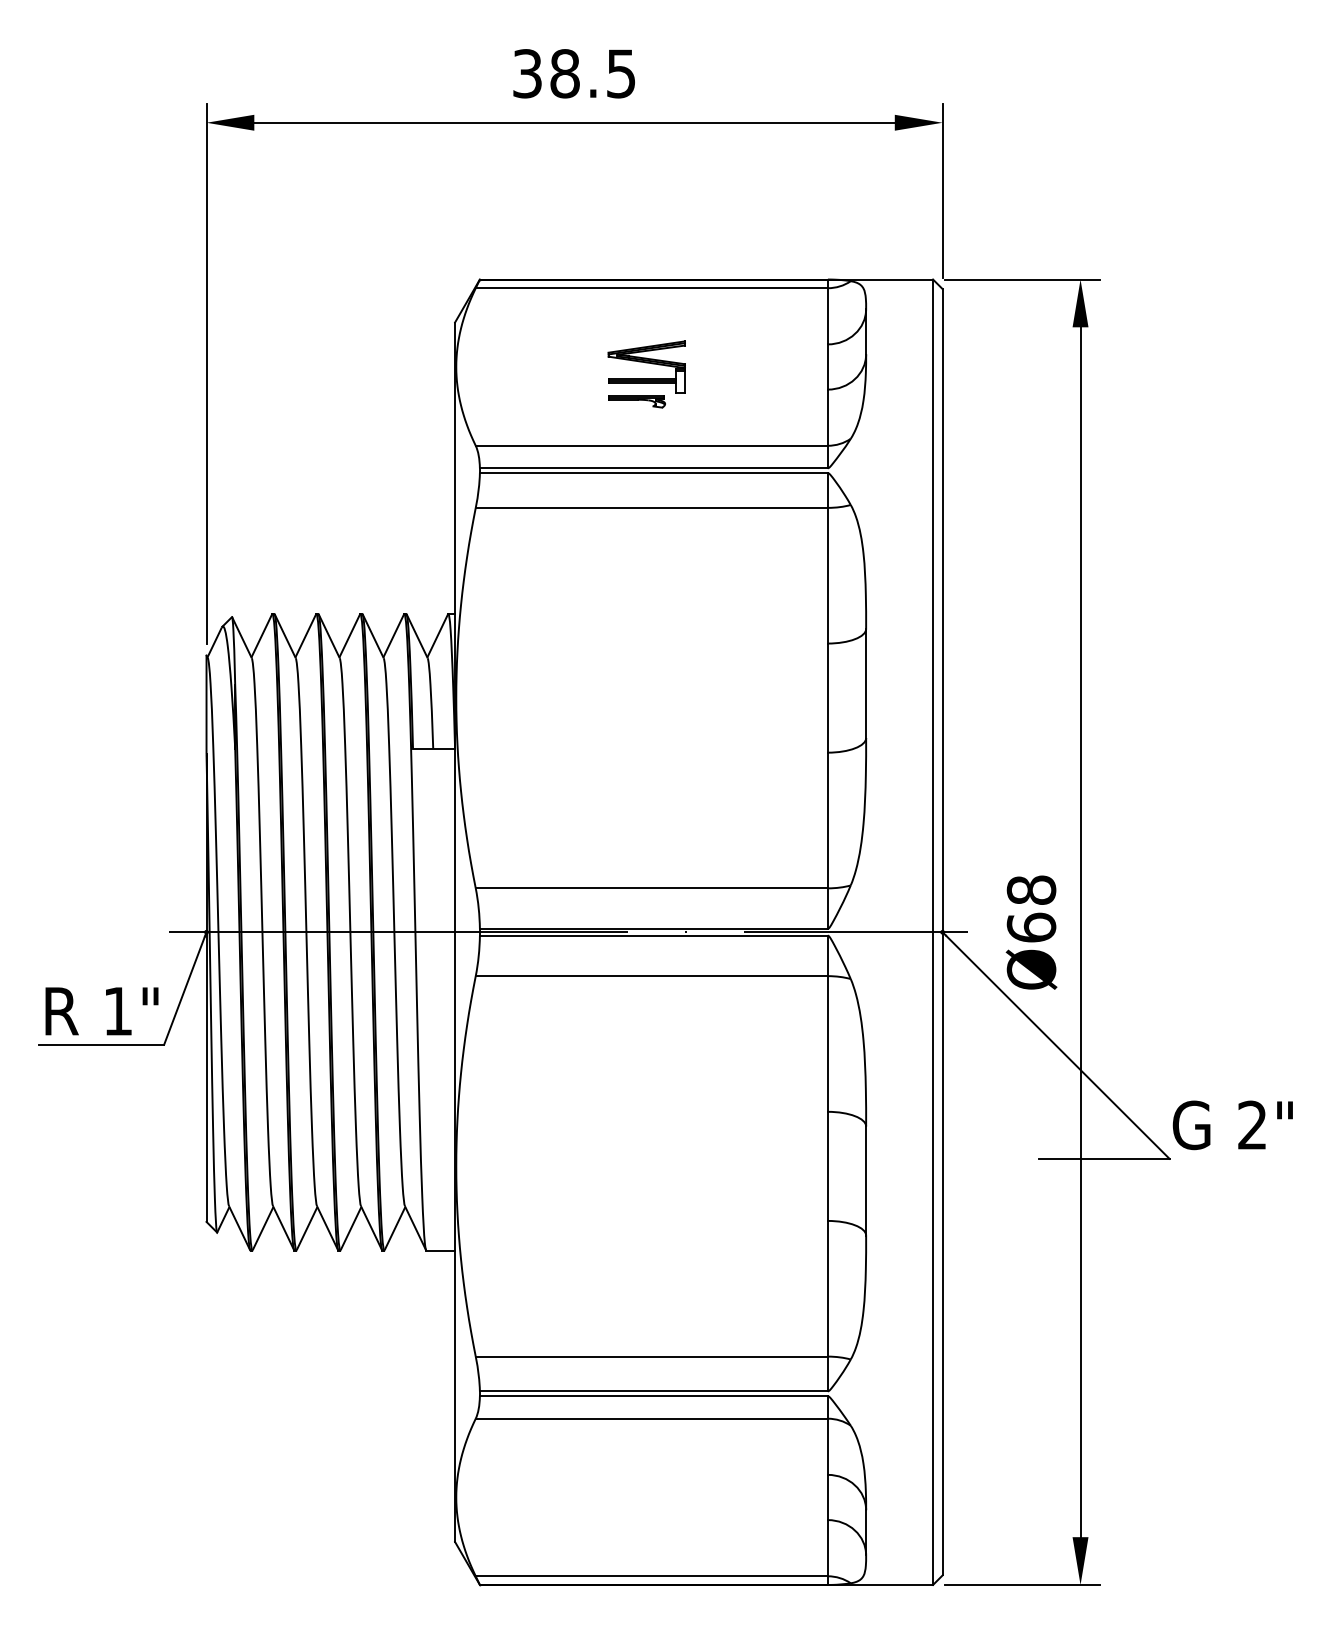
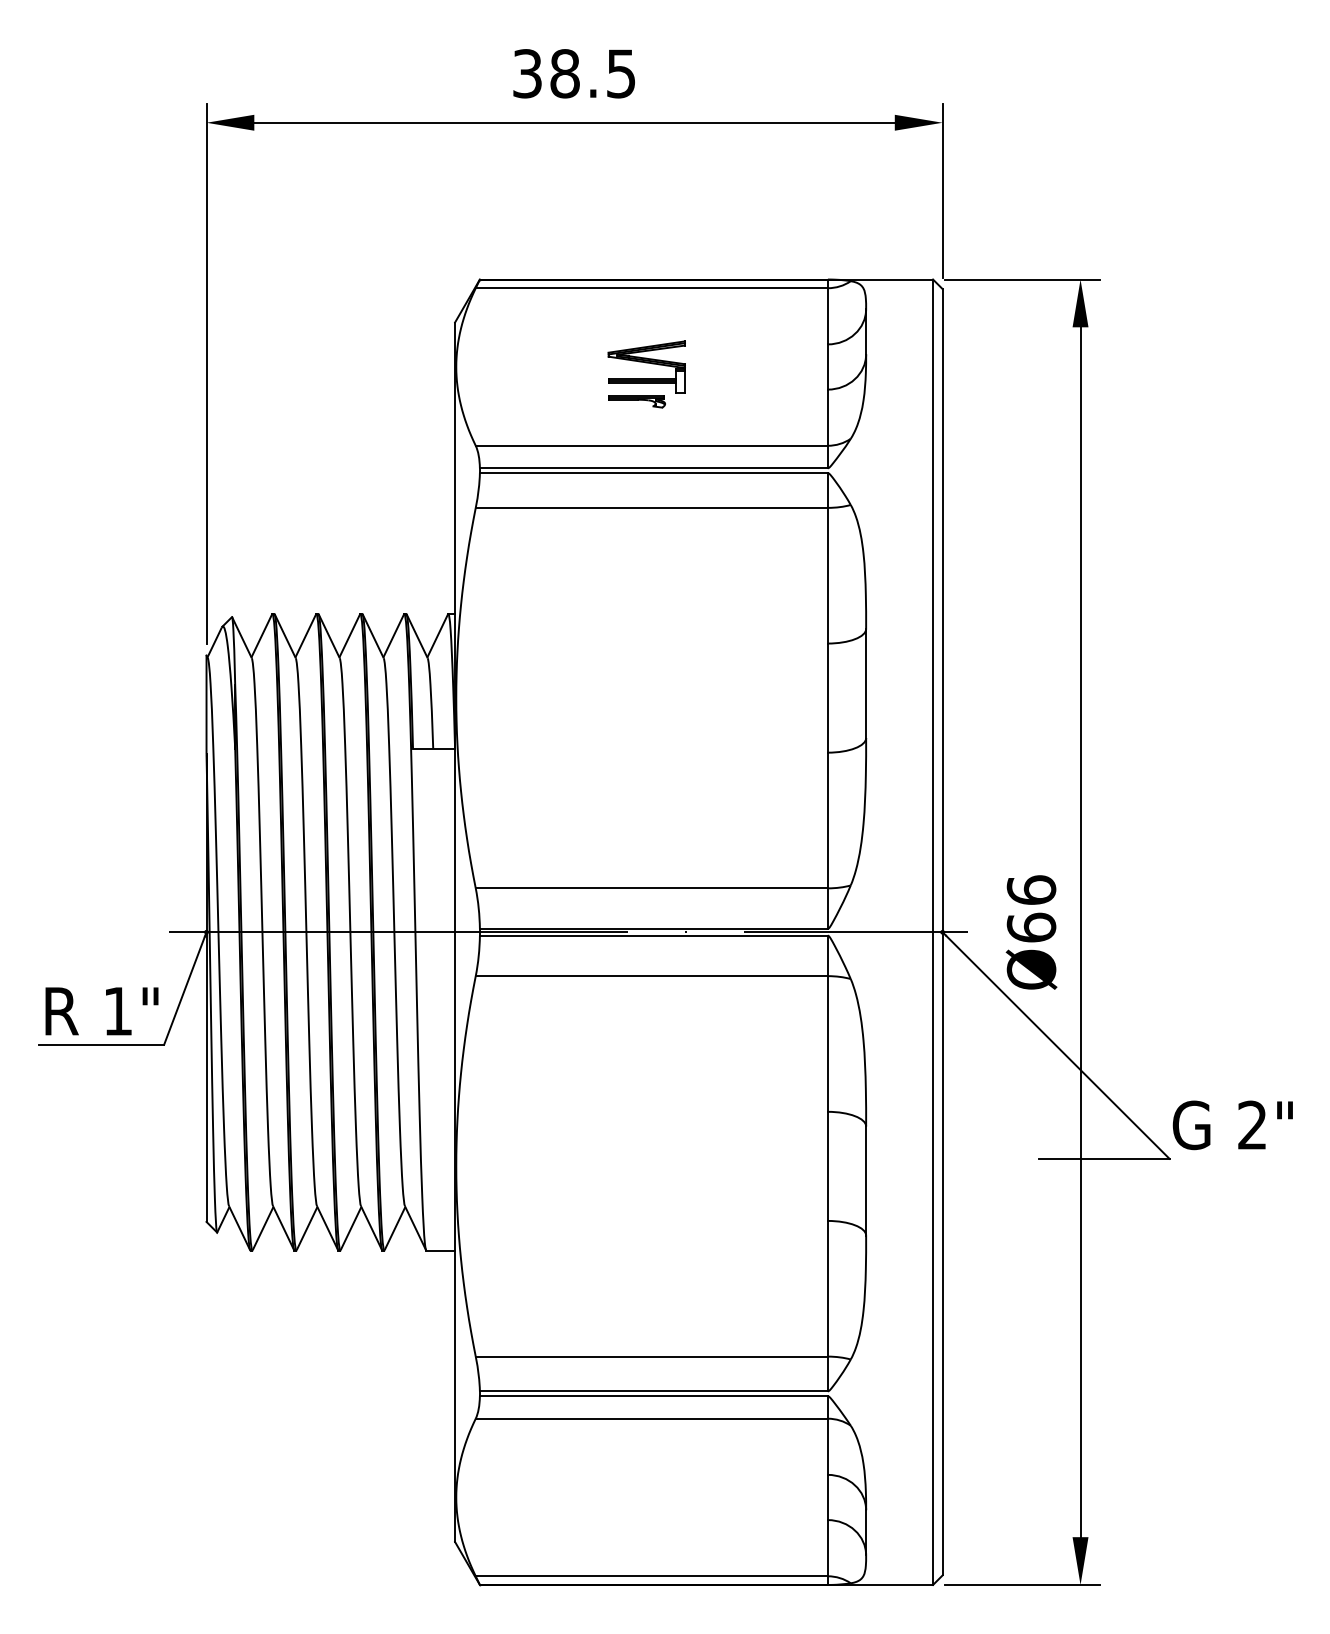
text: Ø68 -> Ø66 (1031, 889)
